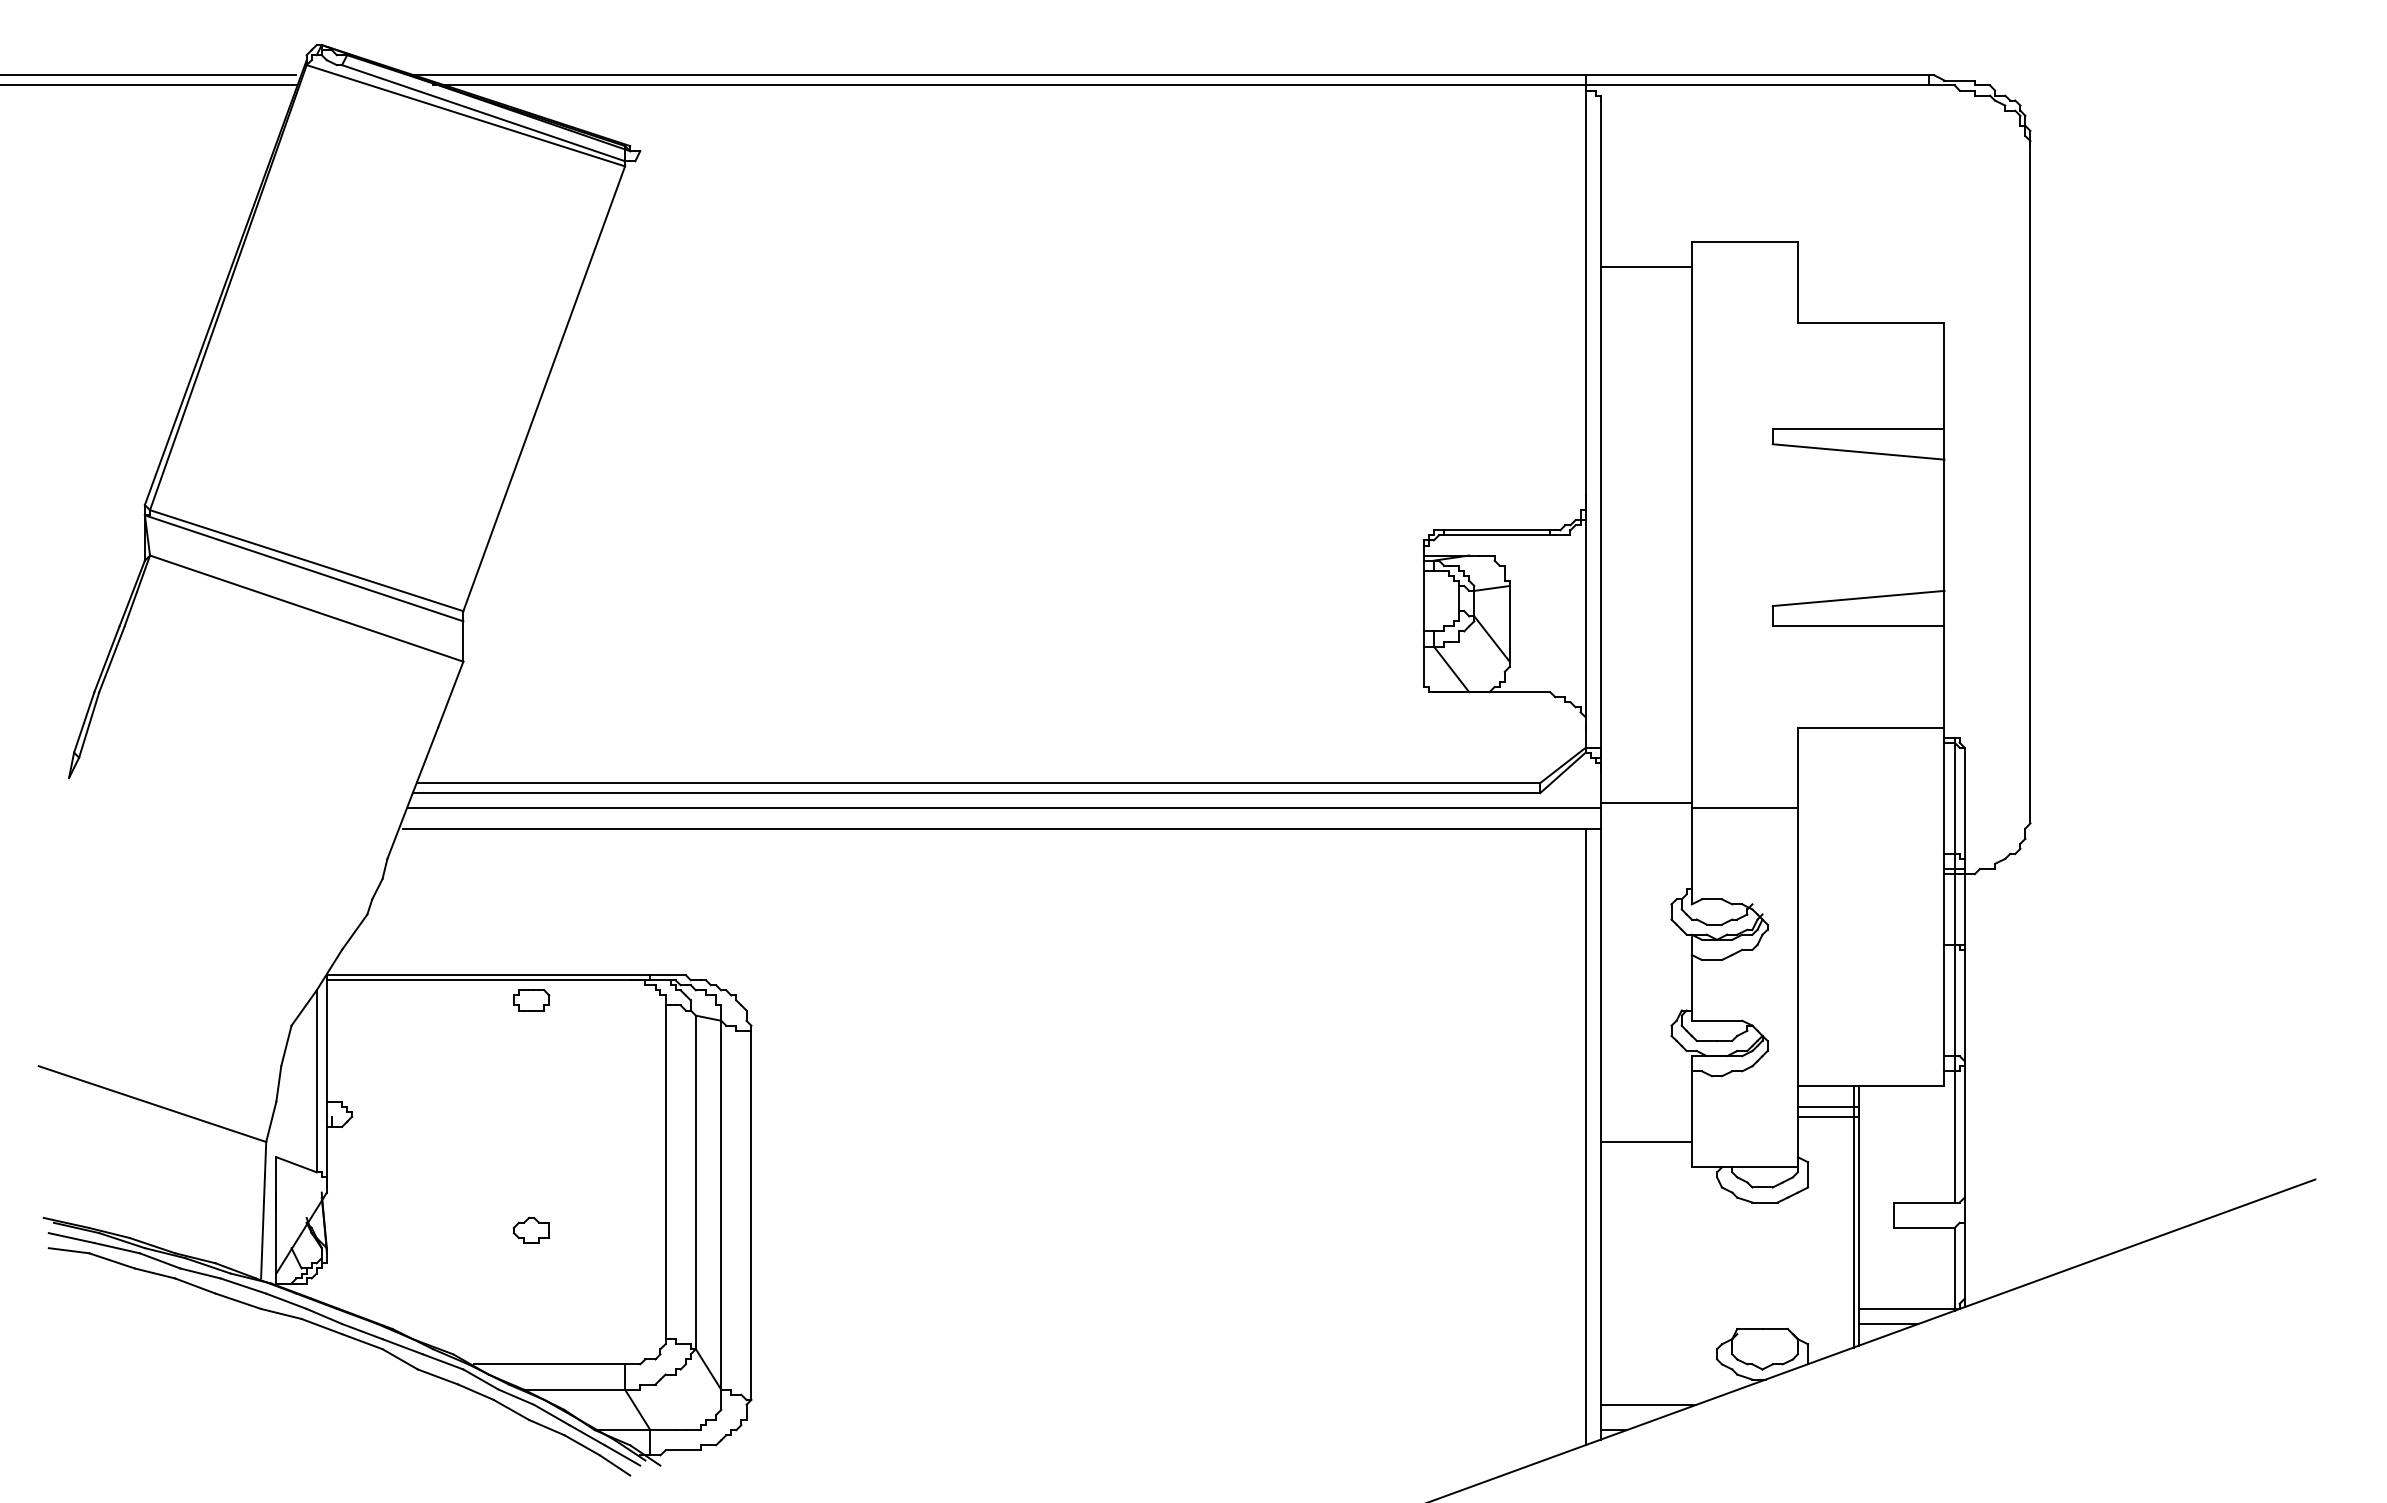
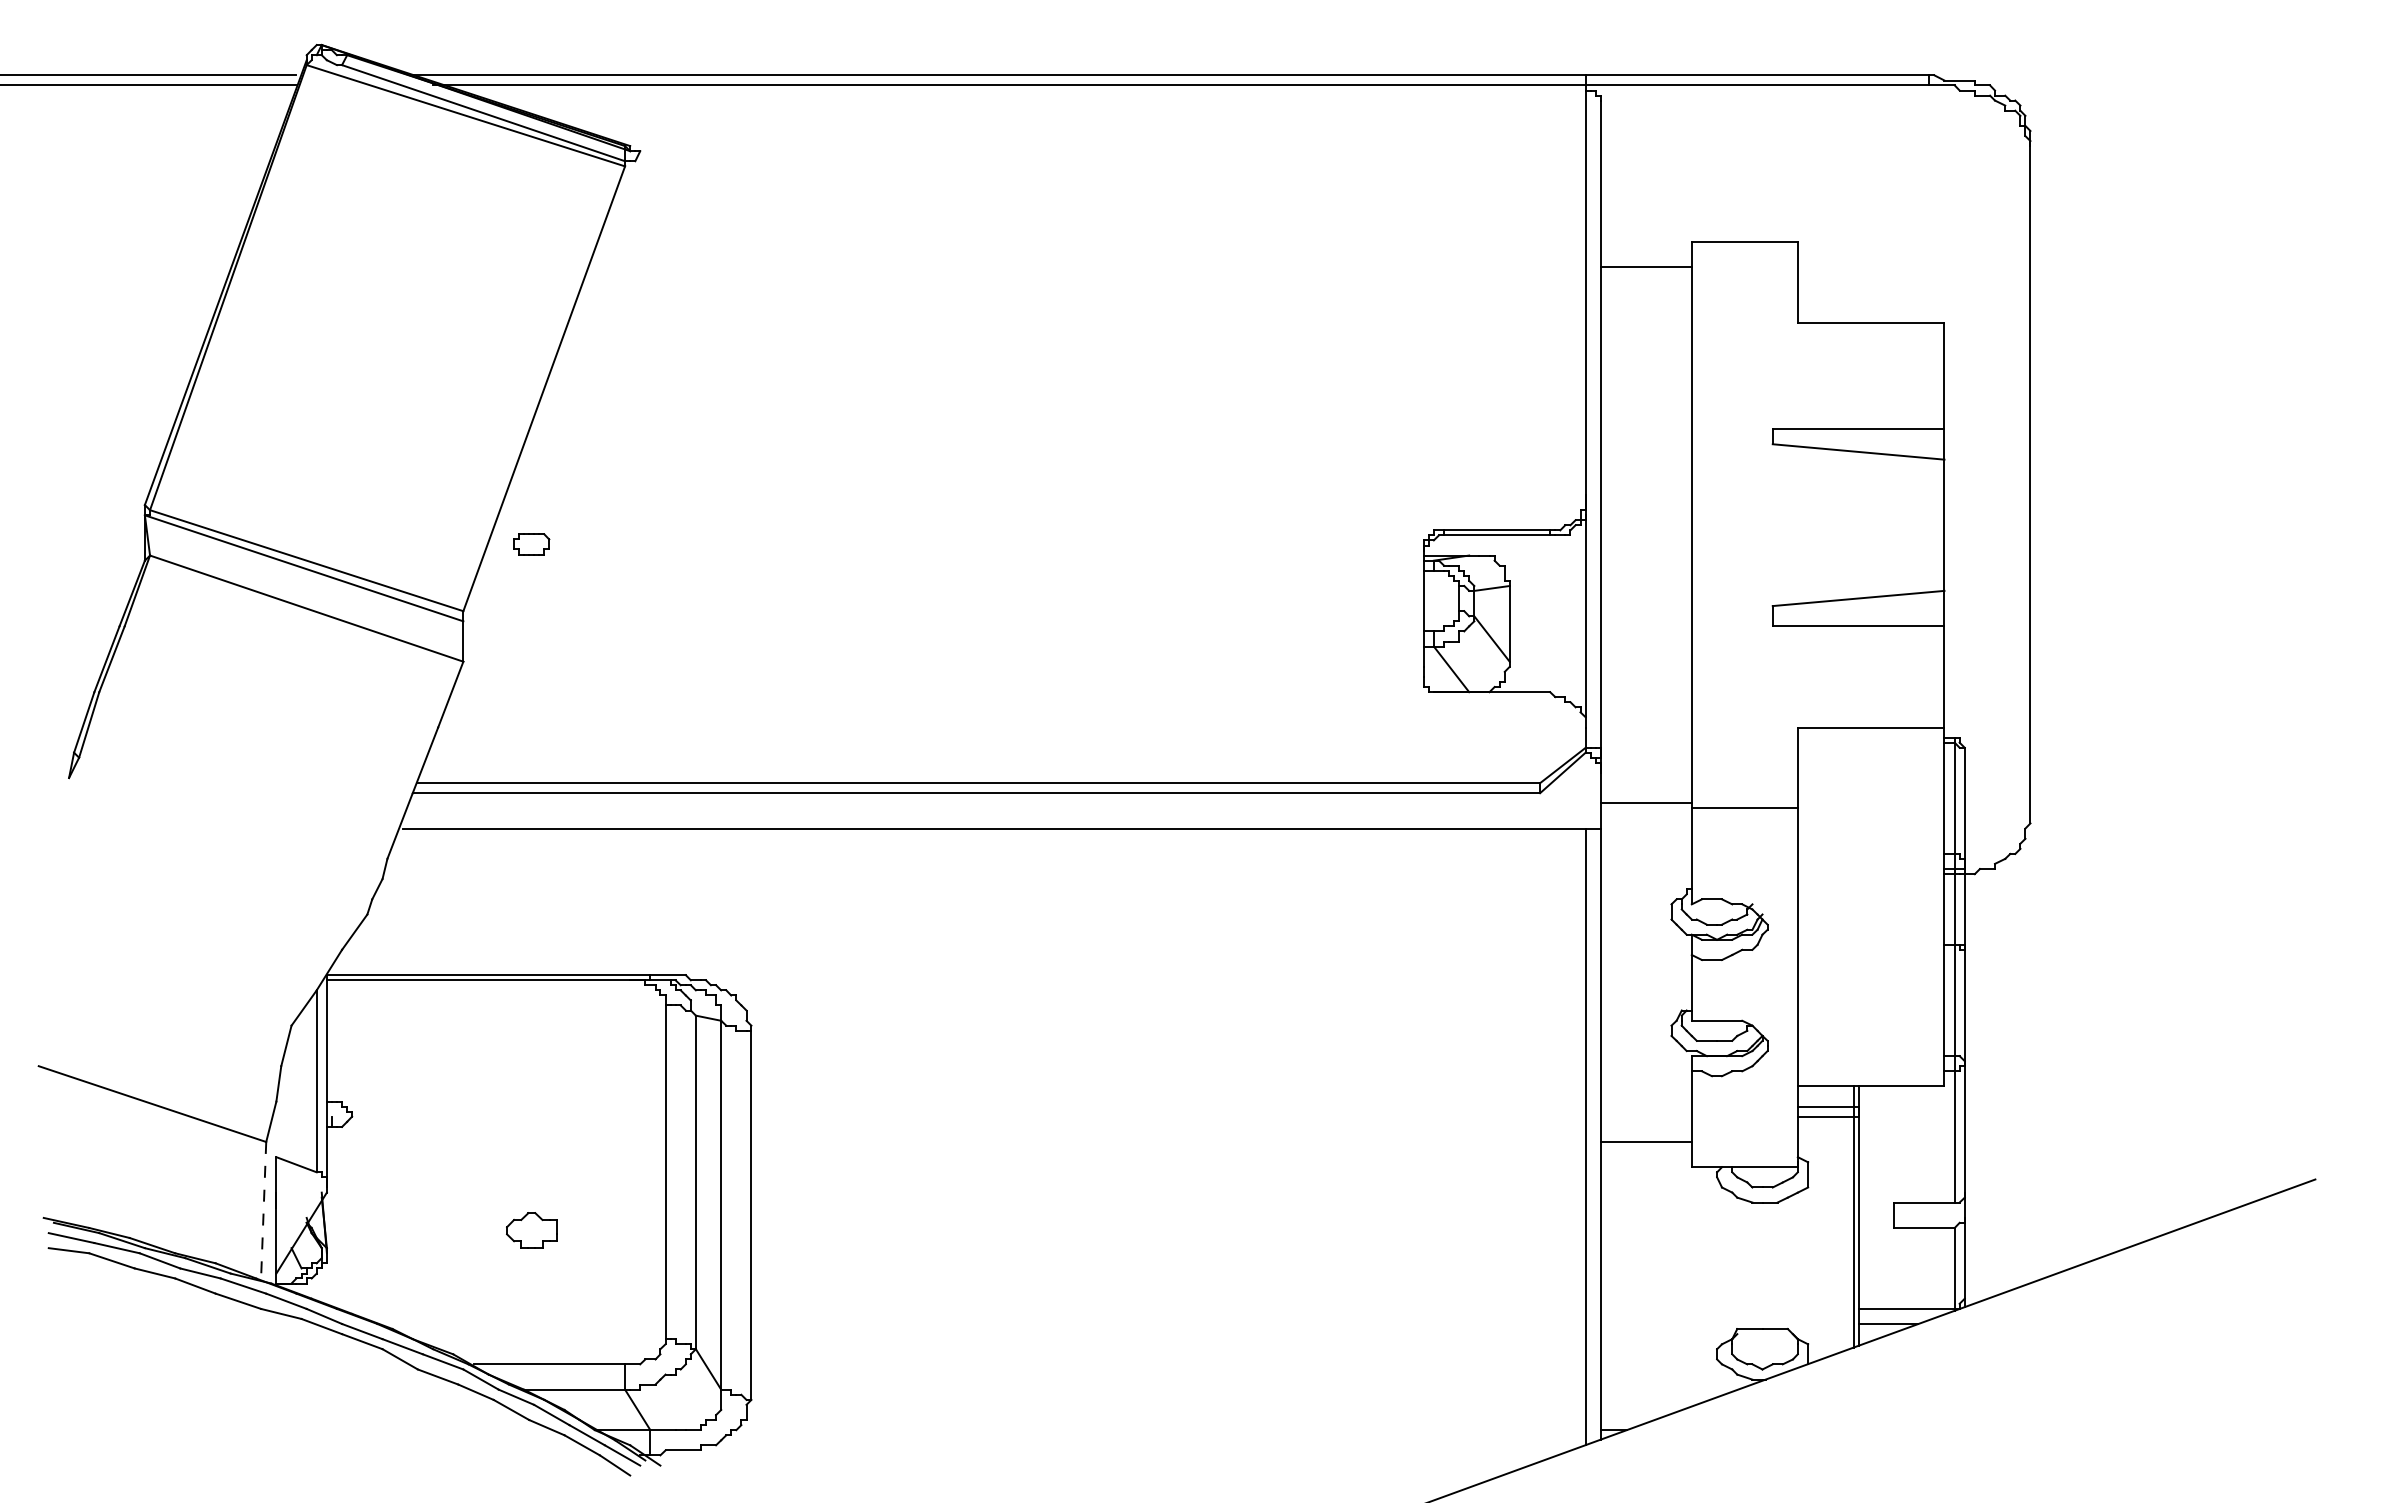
line: present -> none (1003, 808)
part position: (531, 1000) -> (531, 544) (531, 544)
line: solid -> dashed (263, 1210)
part size: 38x28 px -> 52x37 px (531, 1230)
line: present -> none (1648, 1404)
